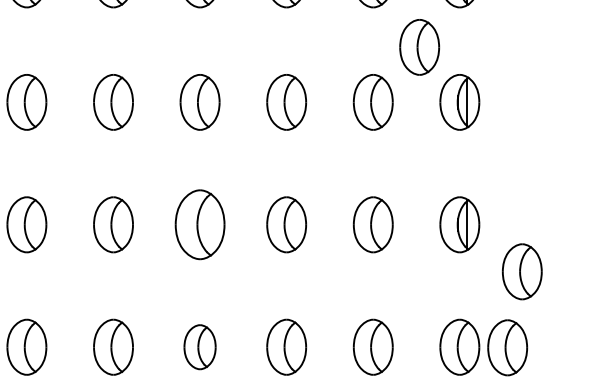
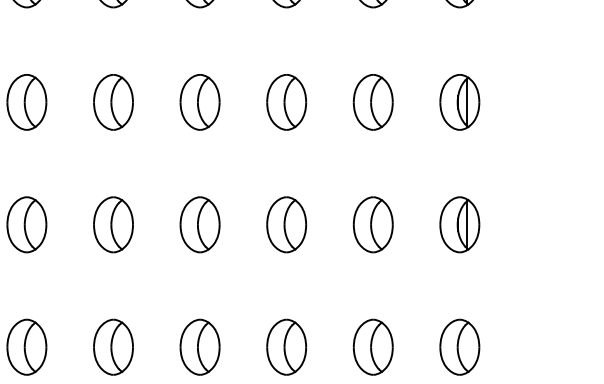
part: present -> none (419, 47)
part size: 52x72 px -> 42x58 px (199, 224)
part: present -> none (521, 271)
part size: 34x47 px -> 42x58 px (199, 346)
part: present -> none (507, 347)
